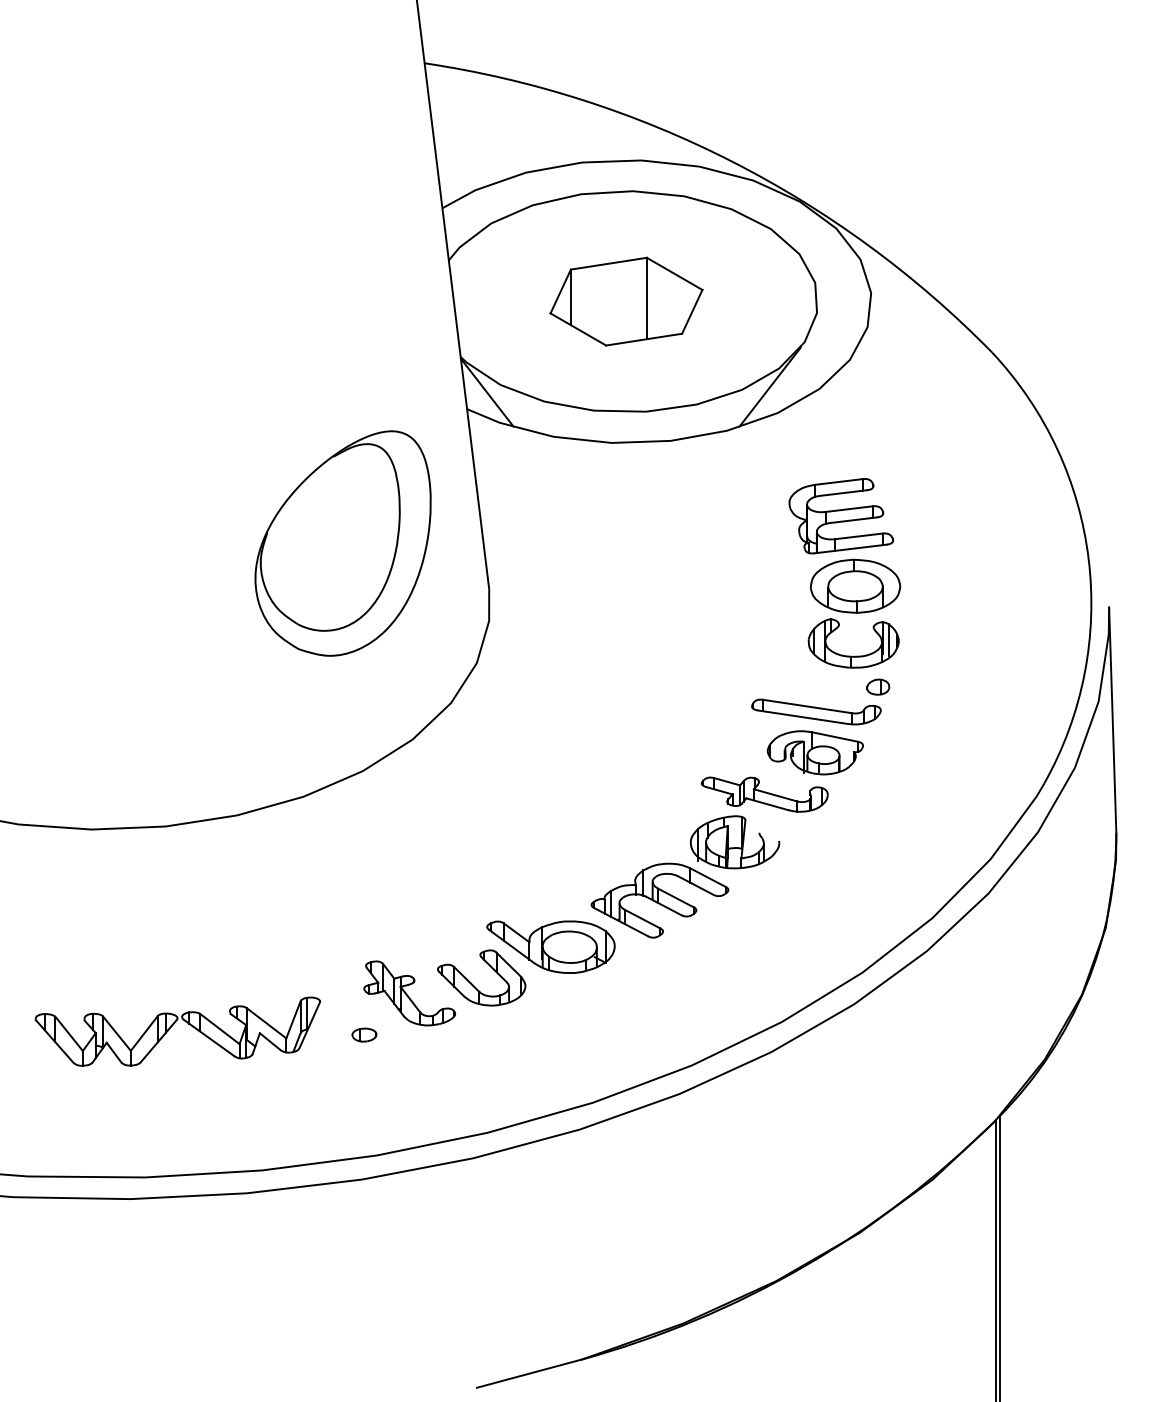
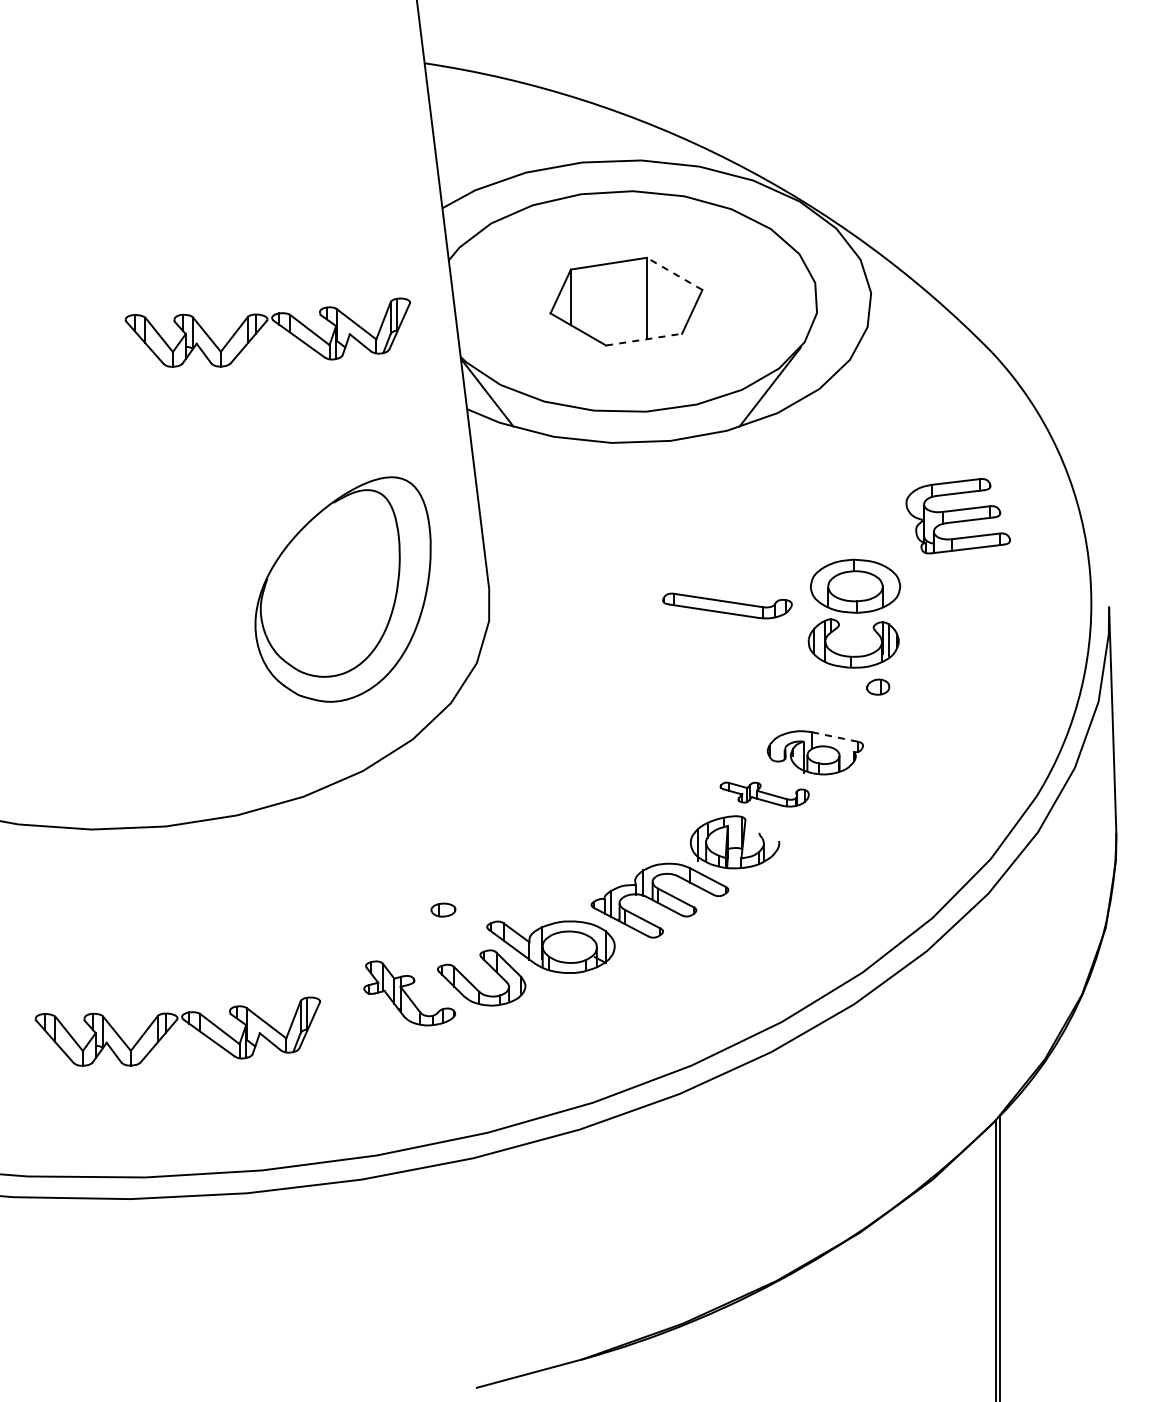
line: solid -> dashed (674, 273)
part: none -> present (262, 327)
line: solid -> dashed (644, 339)
part position: (840, 516) -> (957, 516) (957, 516)
part position: (342, 543) -> (342, 589) (342, 589)
part position: (816, 711) -> (727, 605) (727, 605)
line: solid -> dashed (835, 737)
part size: 129x37 px -> 91x27 px (764, 794)
part position: (364, 1034) -> (443, 909) (443, 909)
